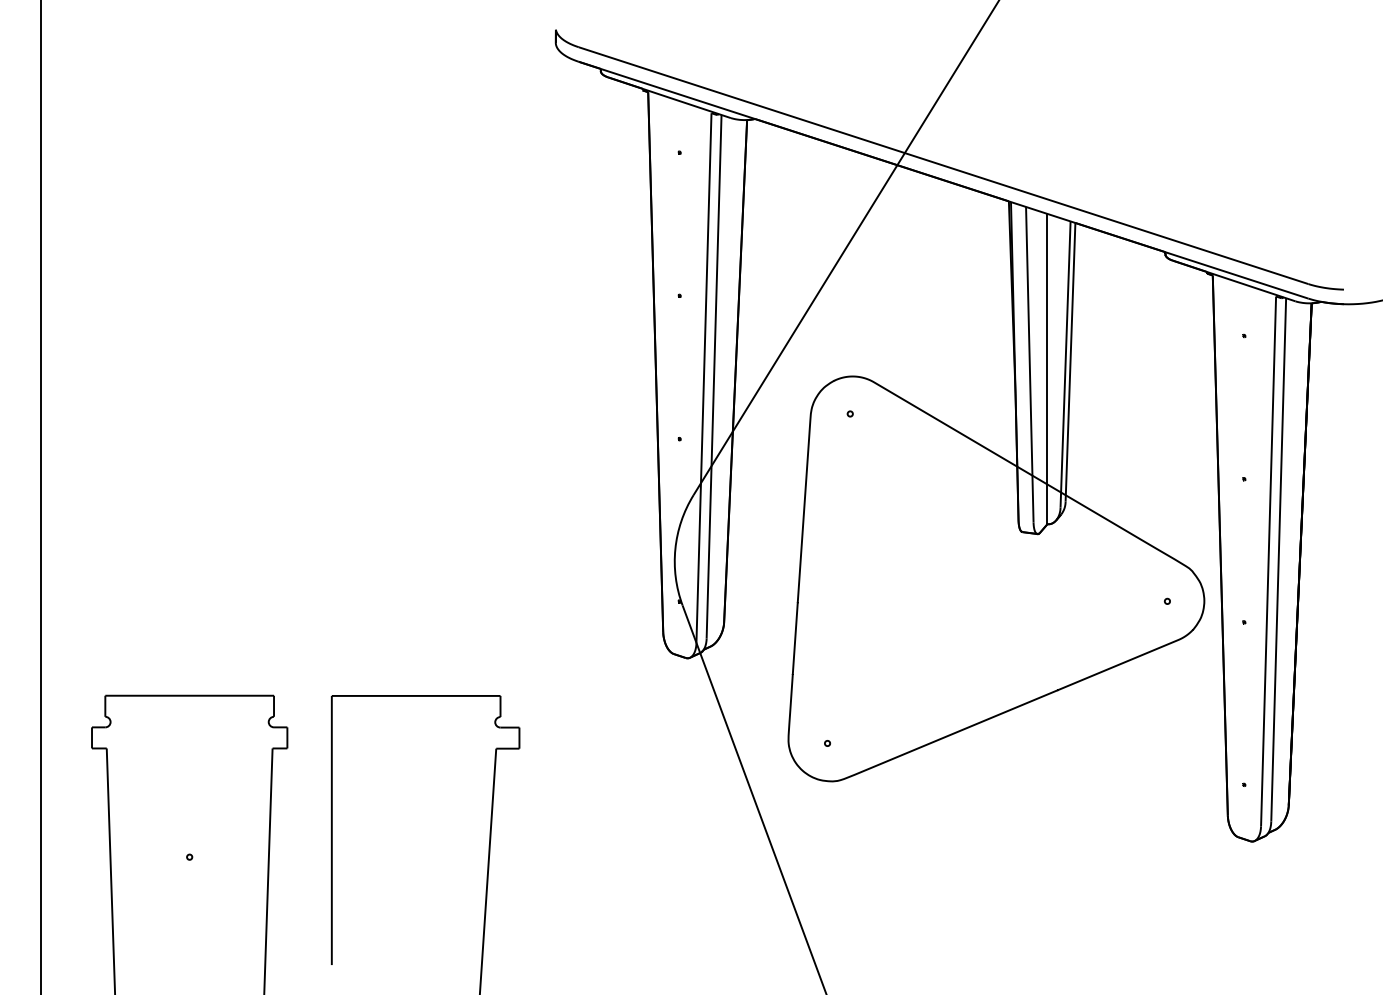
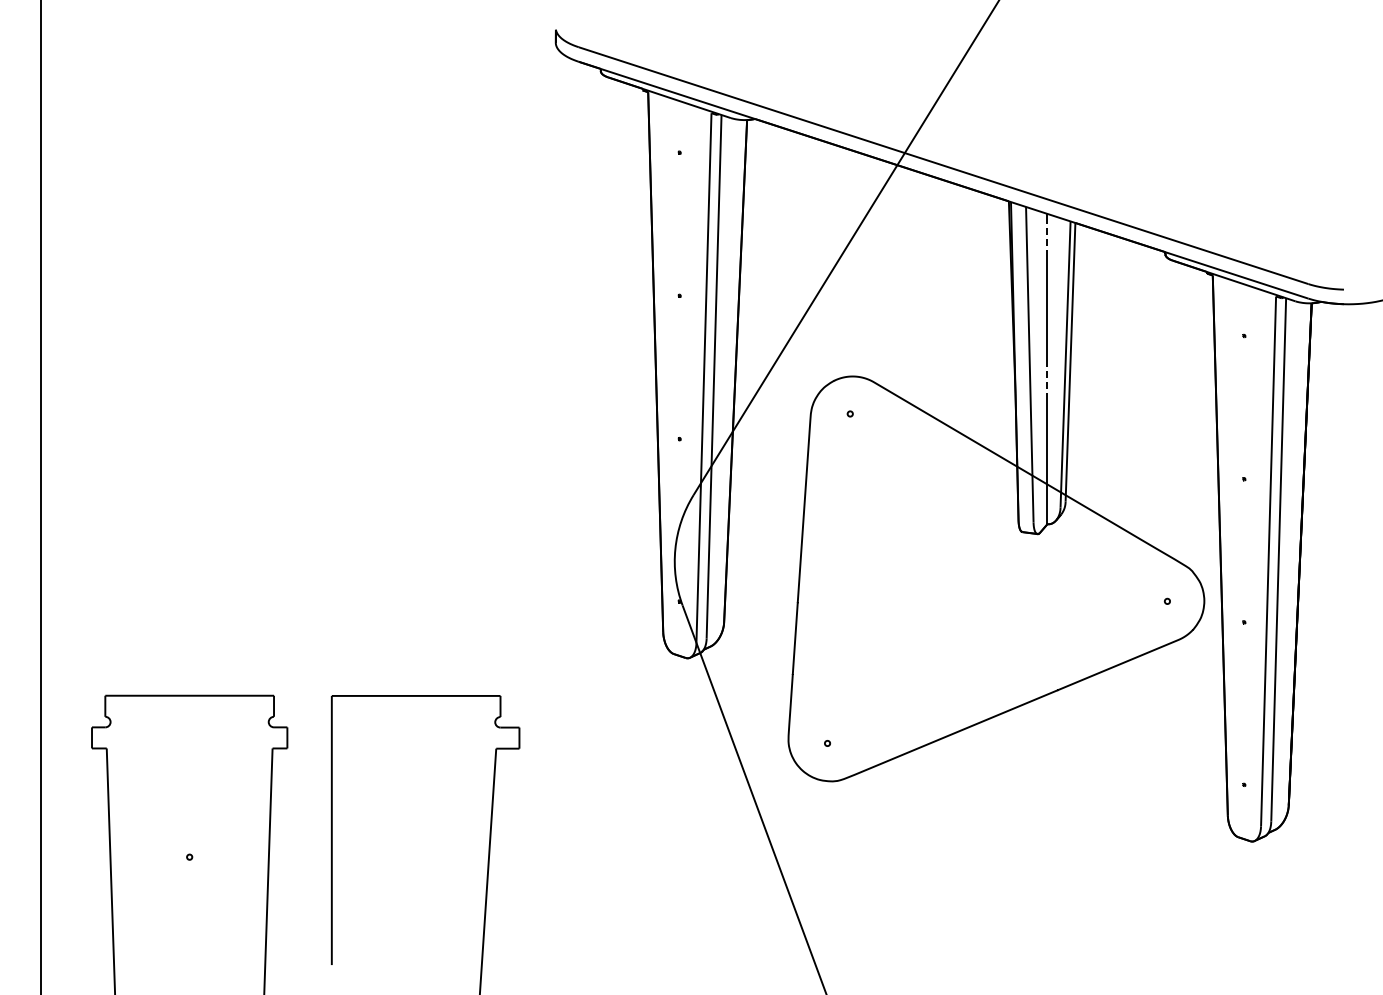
line: solid -> dashed (1047, 237)
line: solid -> dashed (1047, 380)
